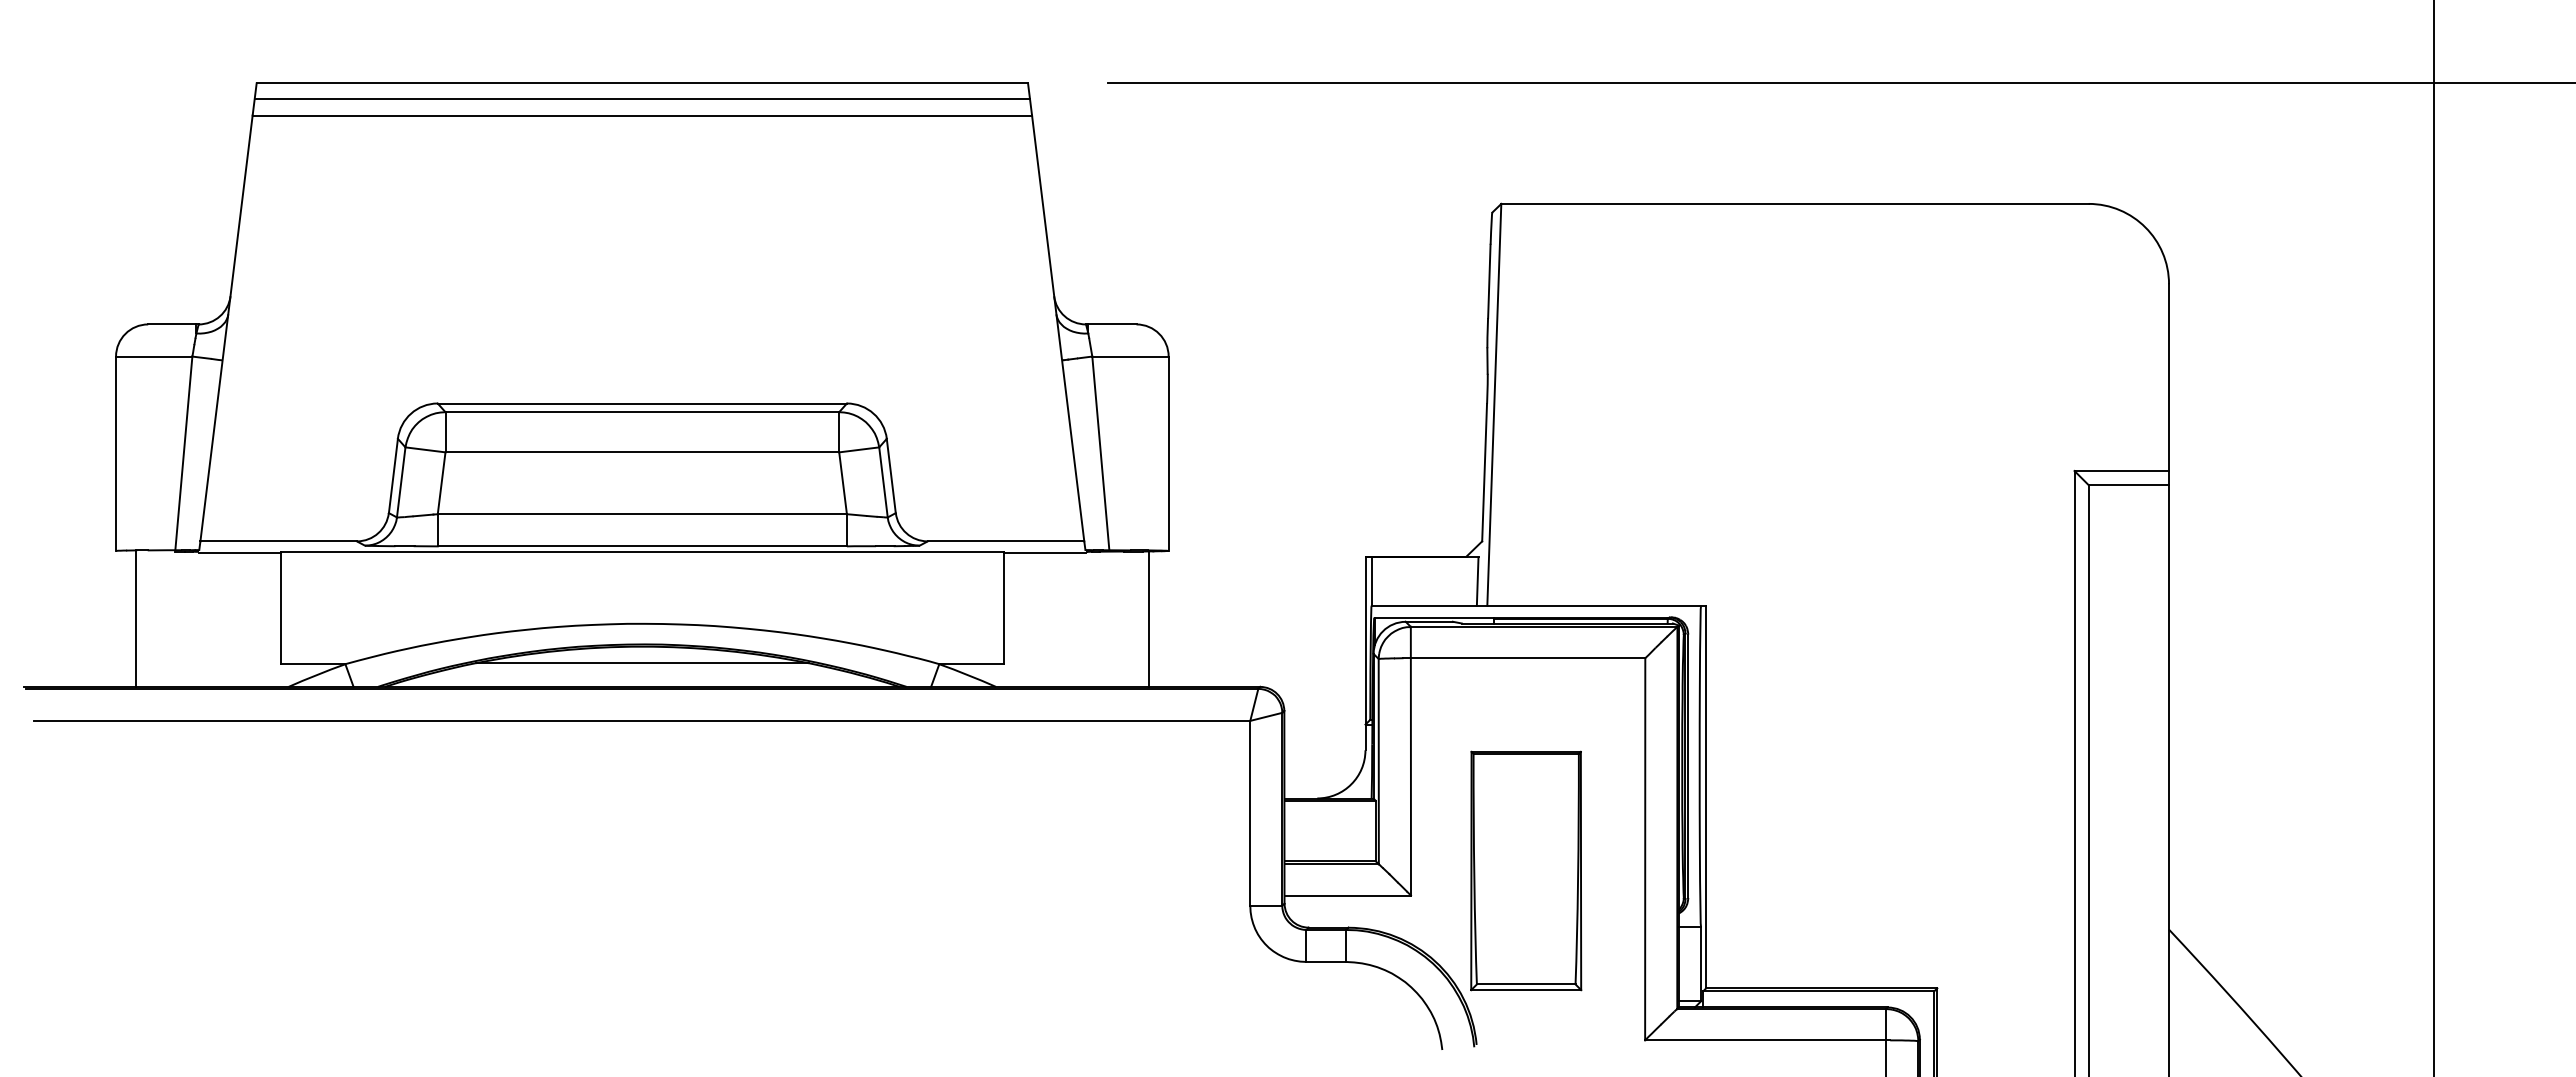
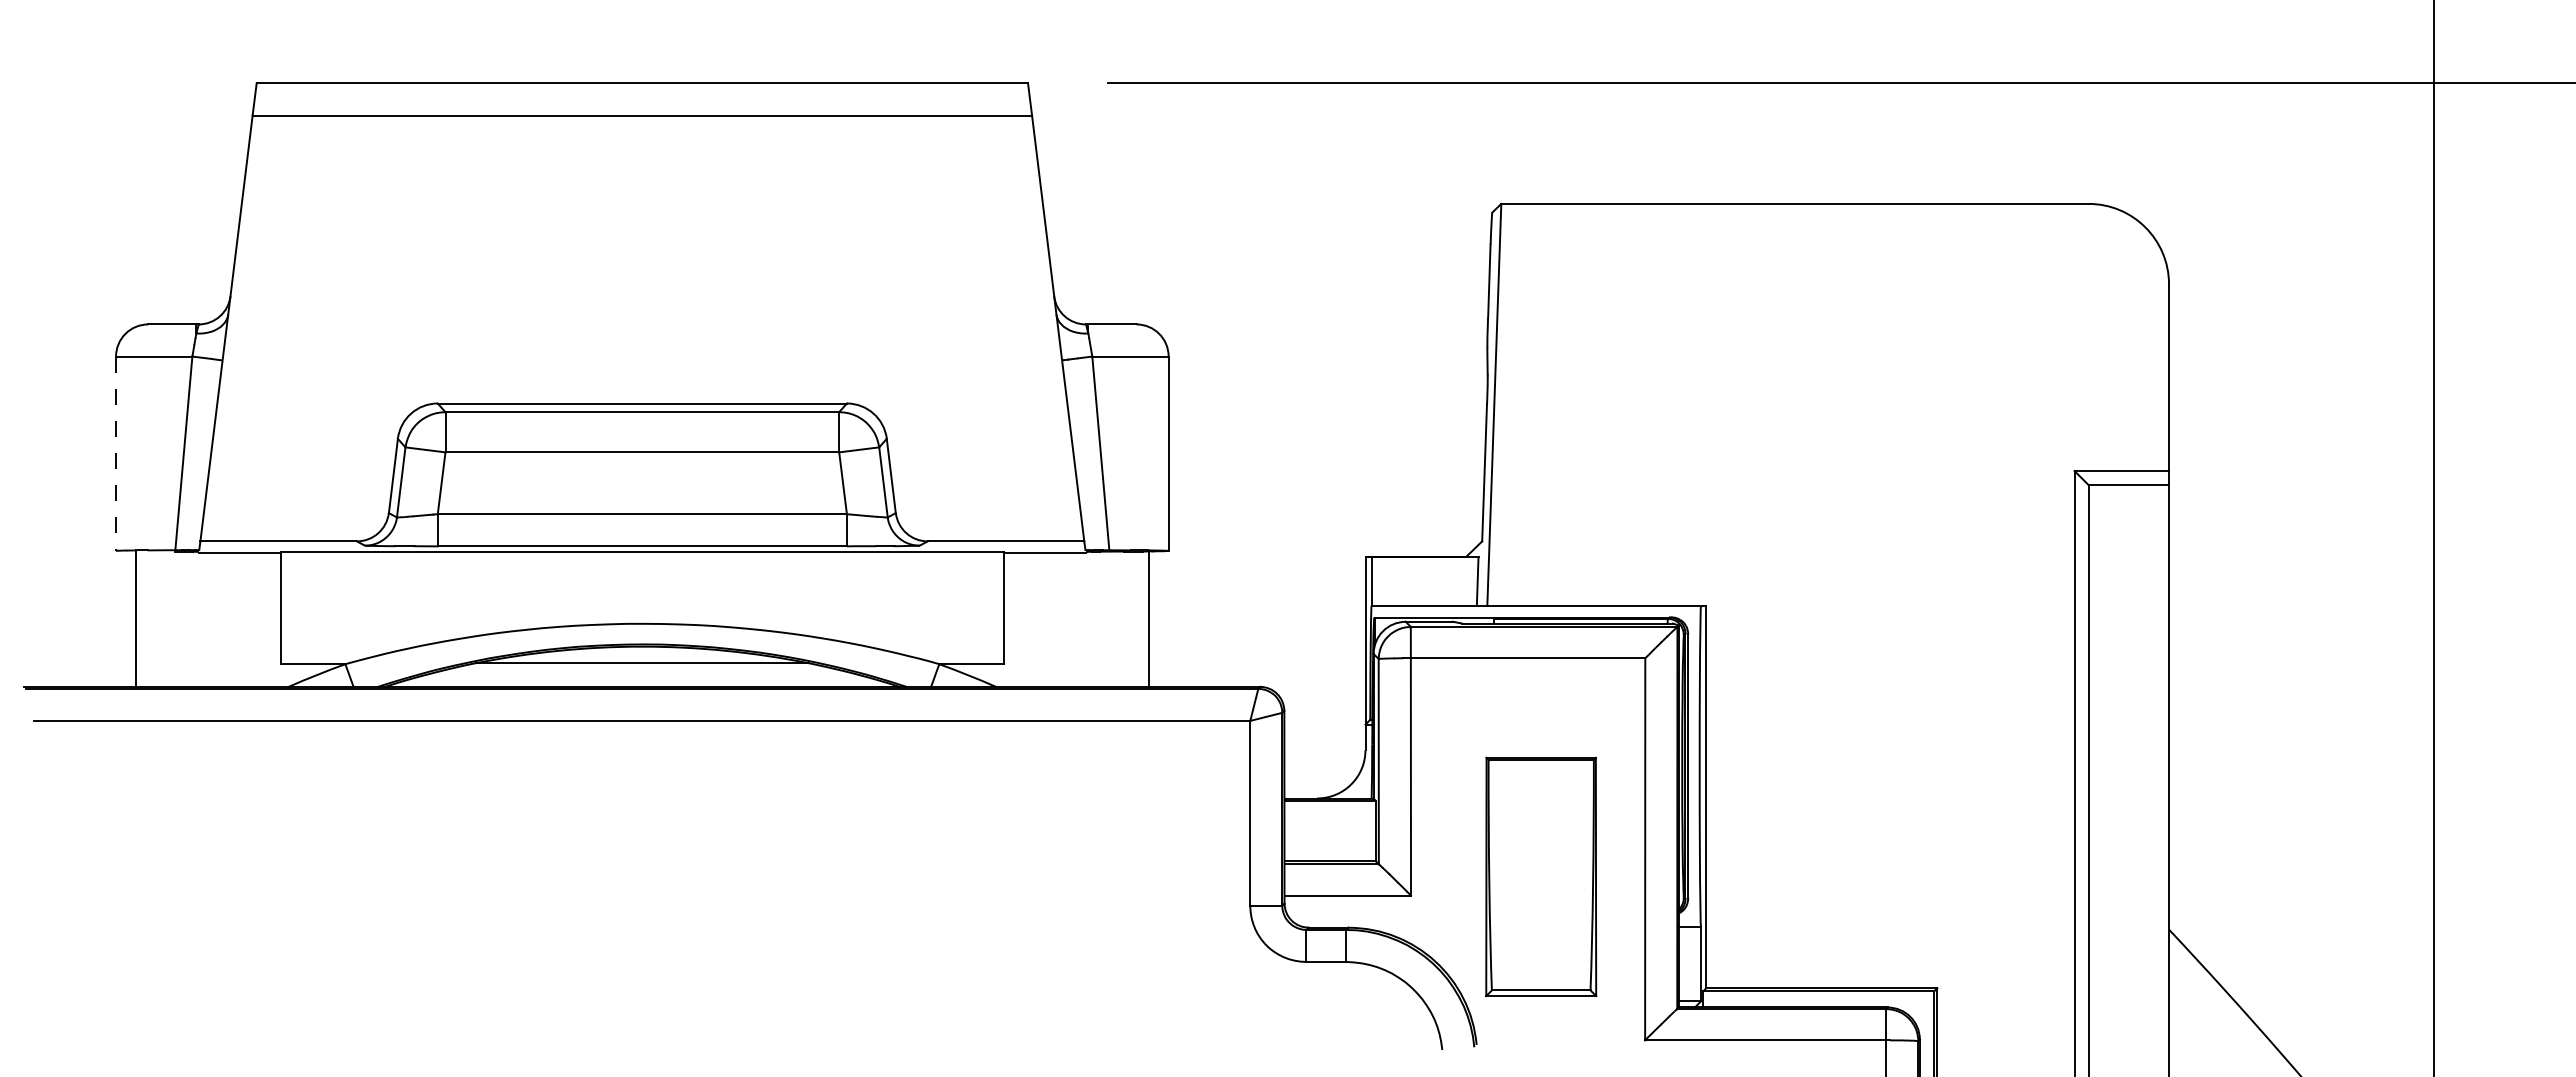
line: present -> none (641, 99)
line: solid -> dashed (116, 454)
part position: (1526, 870) -> (1541, 876) (1541, 876)
